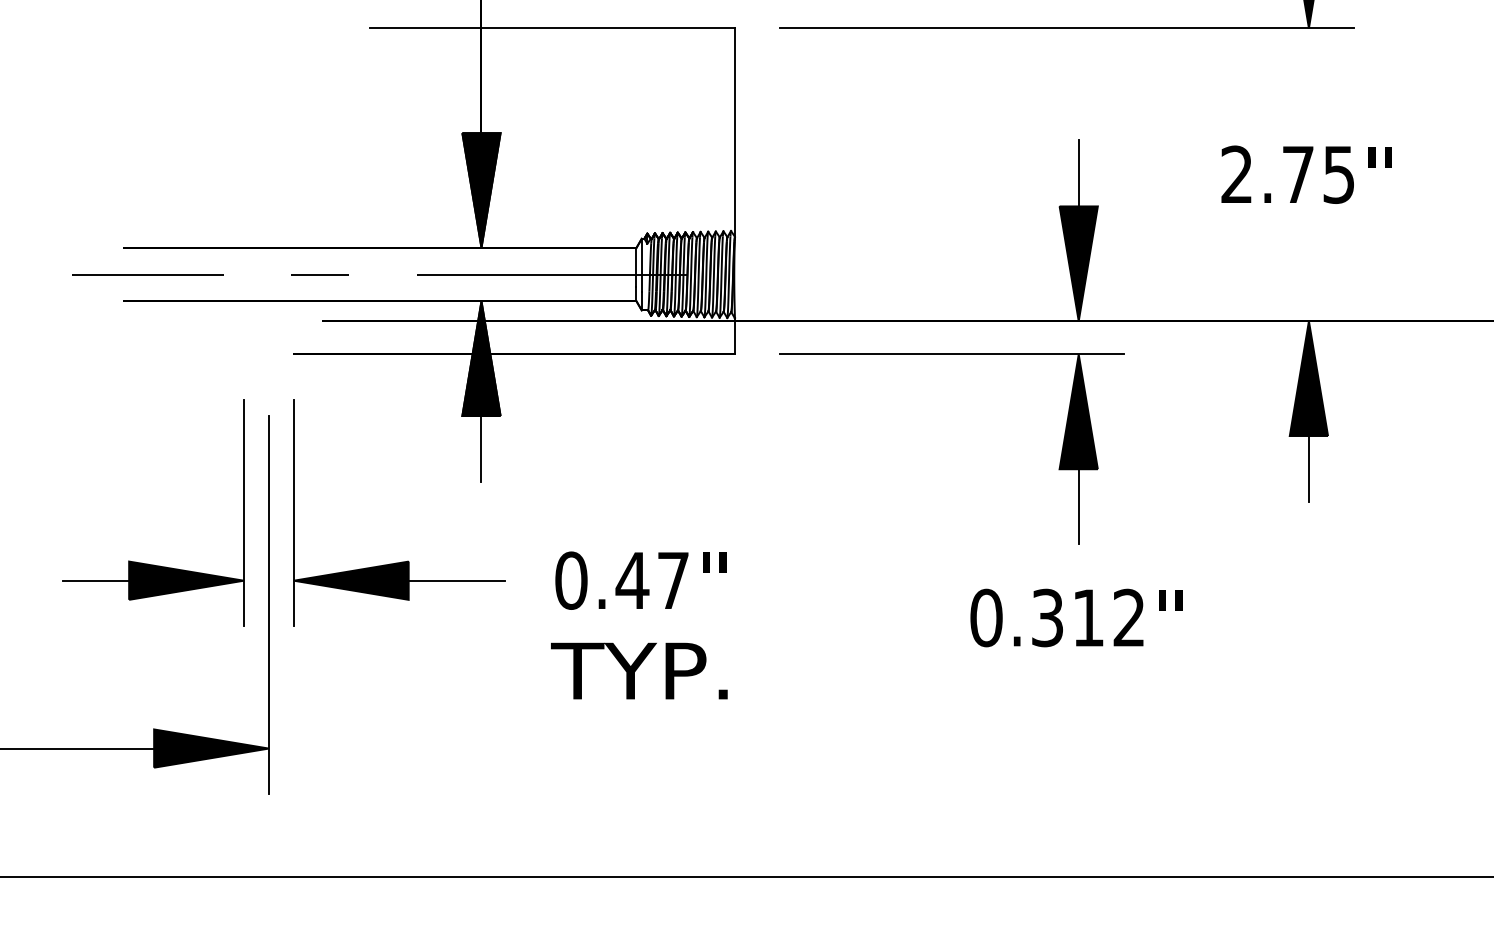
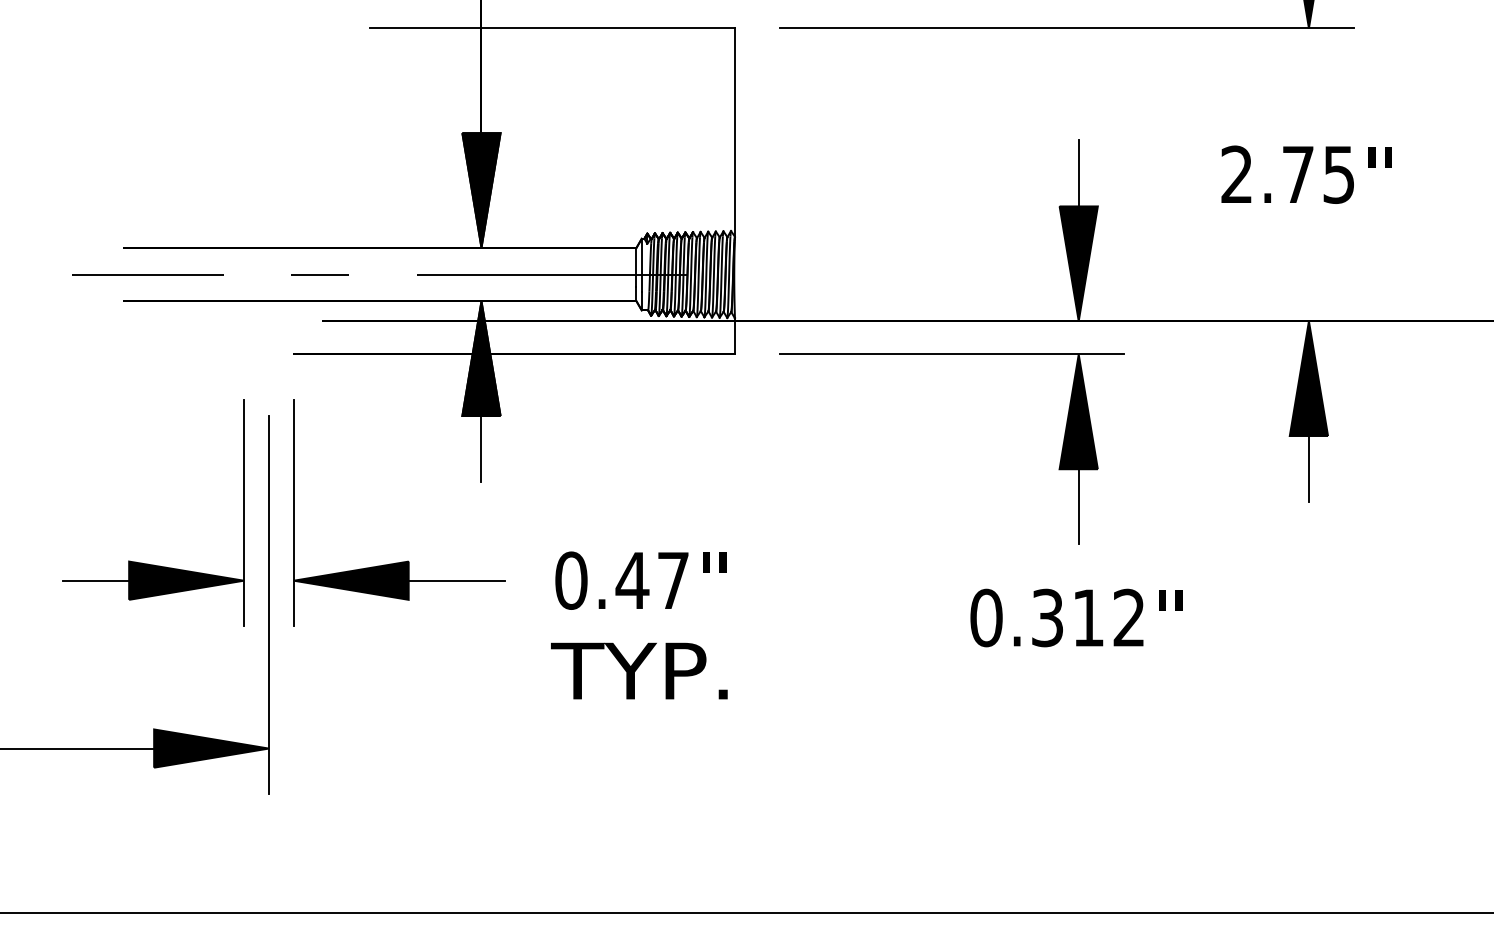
line position: (746, 876) -> (746, 912) (746, 912)
